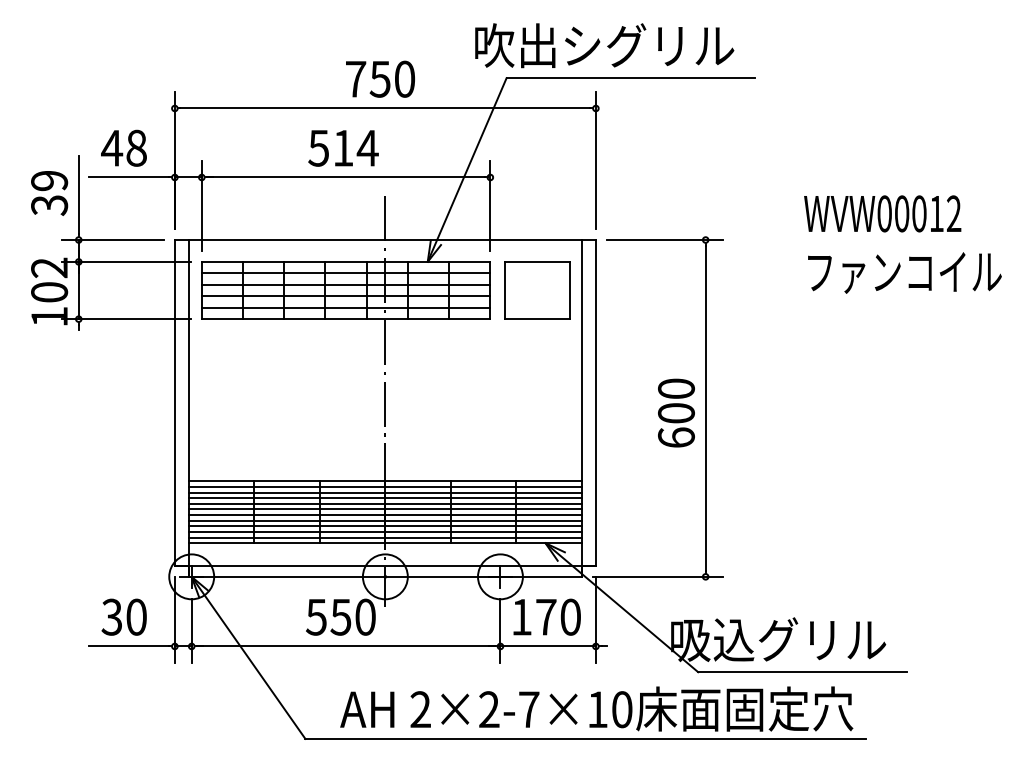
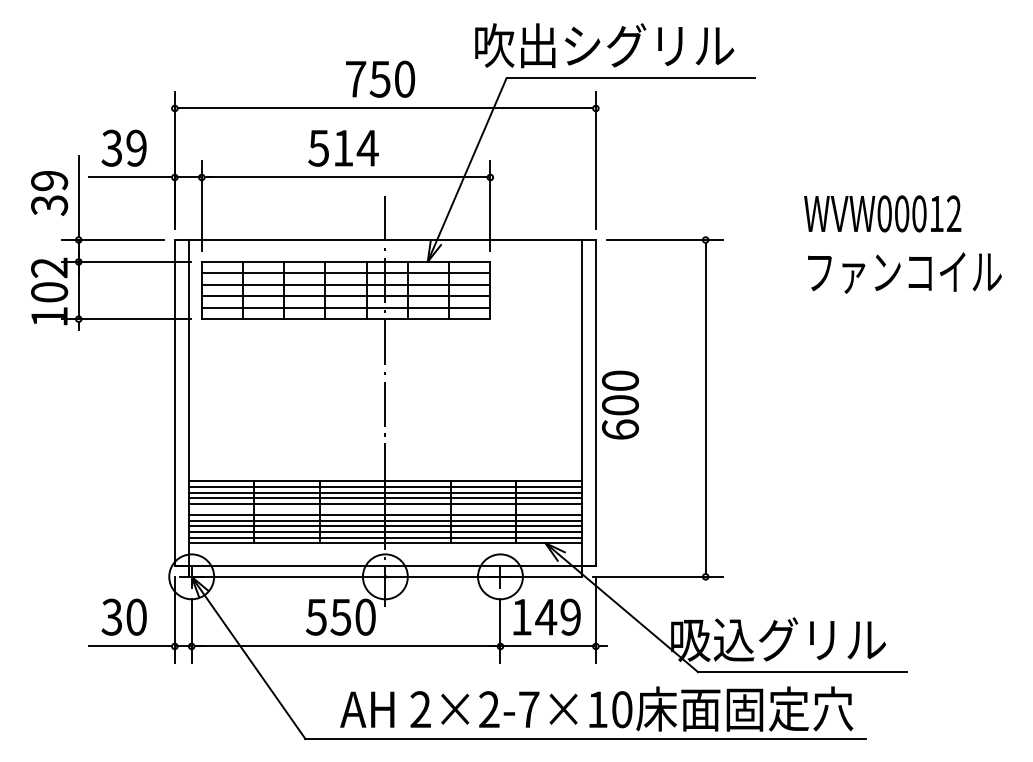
text: 48 -> 39 (123, 147)
part: present -> none (537, 290)
text position: (676, 412) -> (620, 404) (620, 404)
line: present -> none (384, 509)
text: 170 -> 149 (557, 616)
